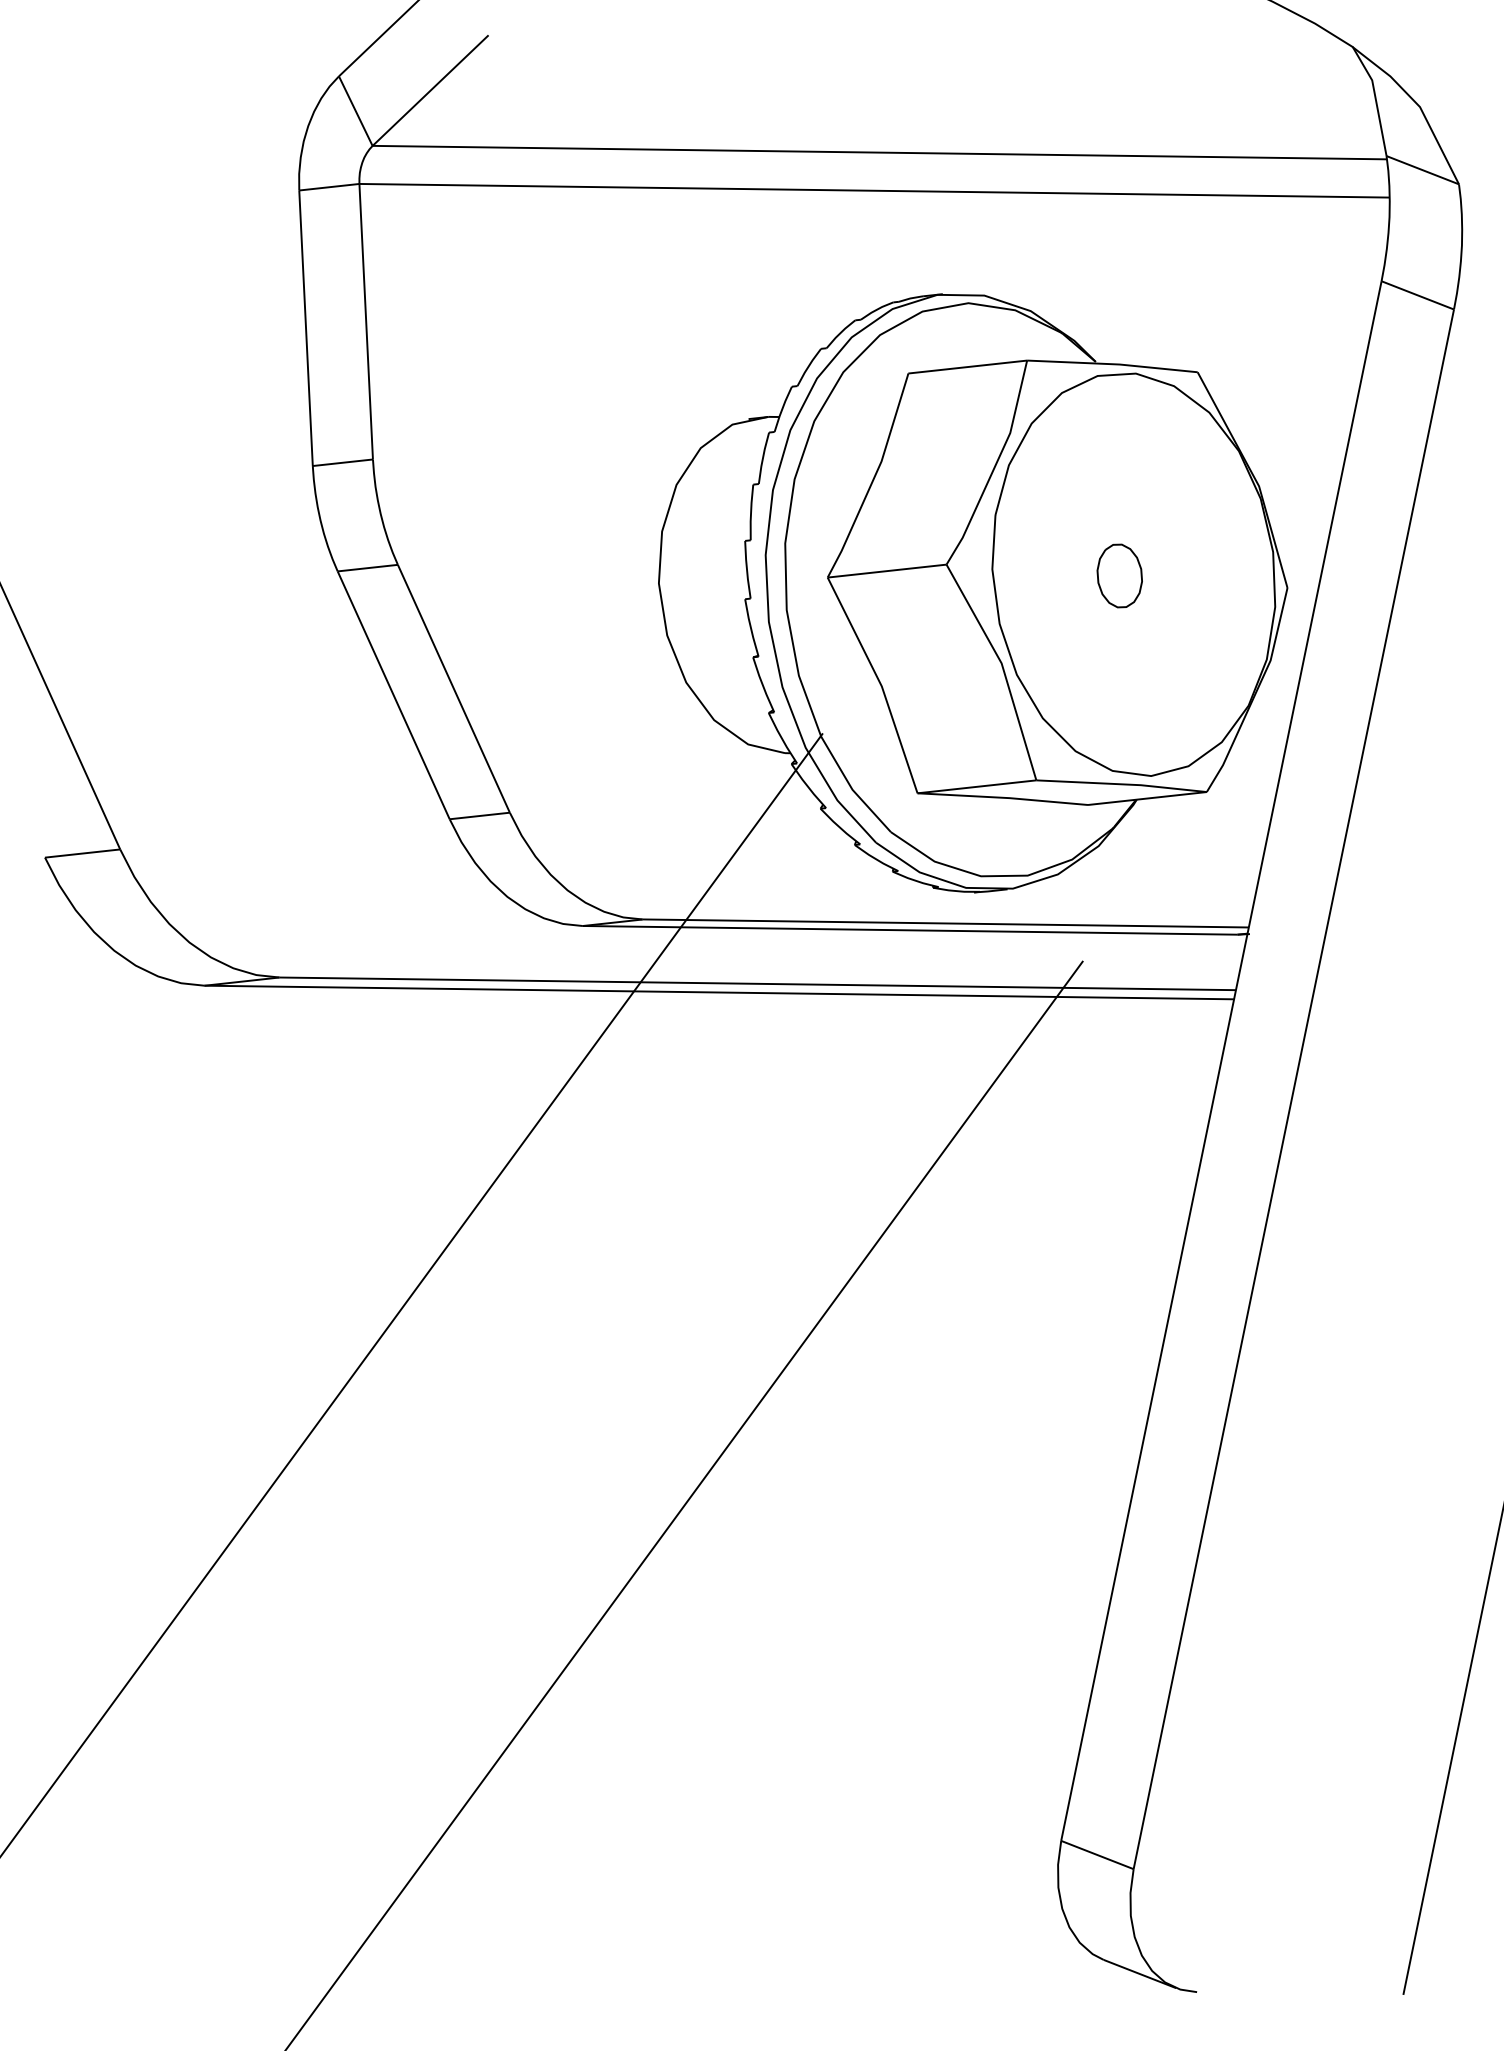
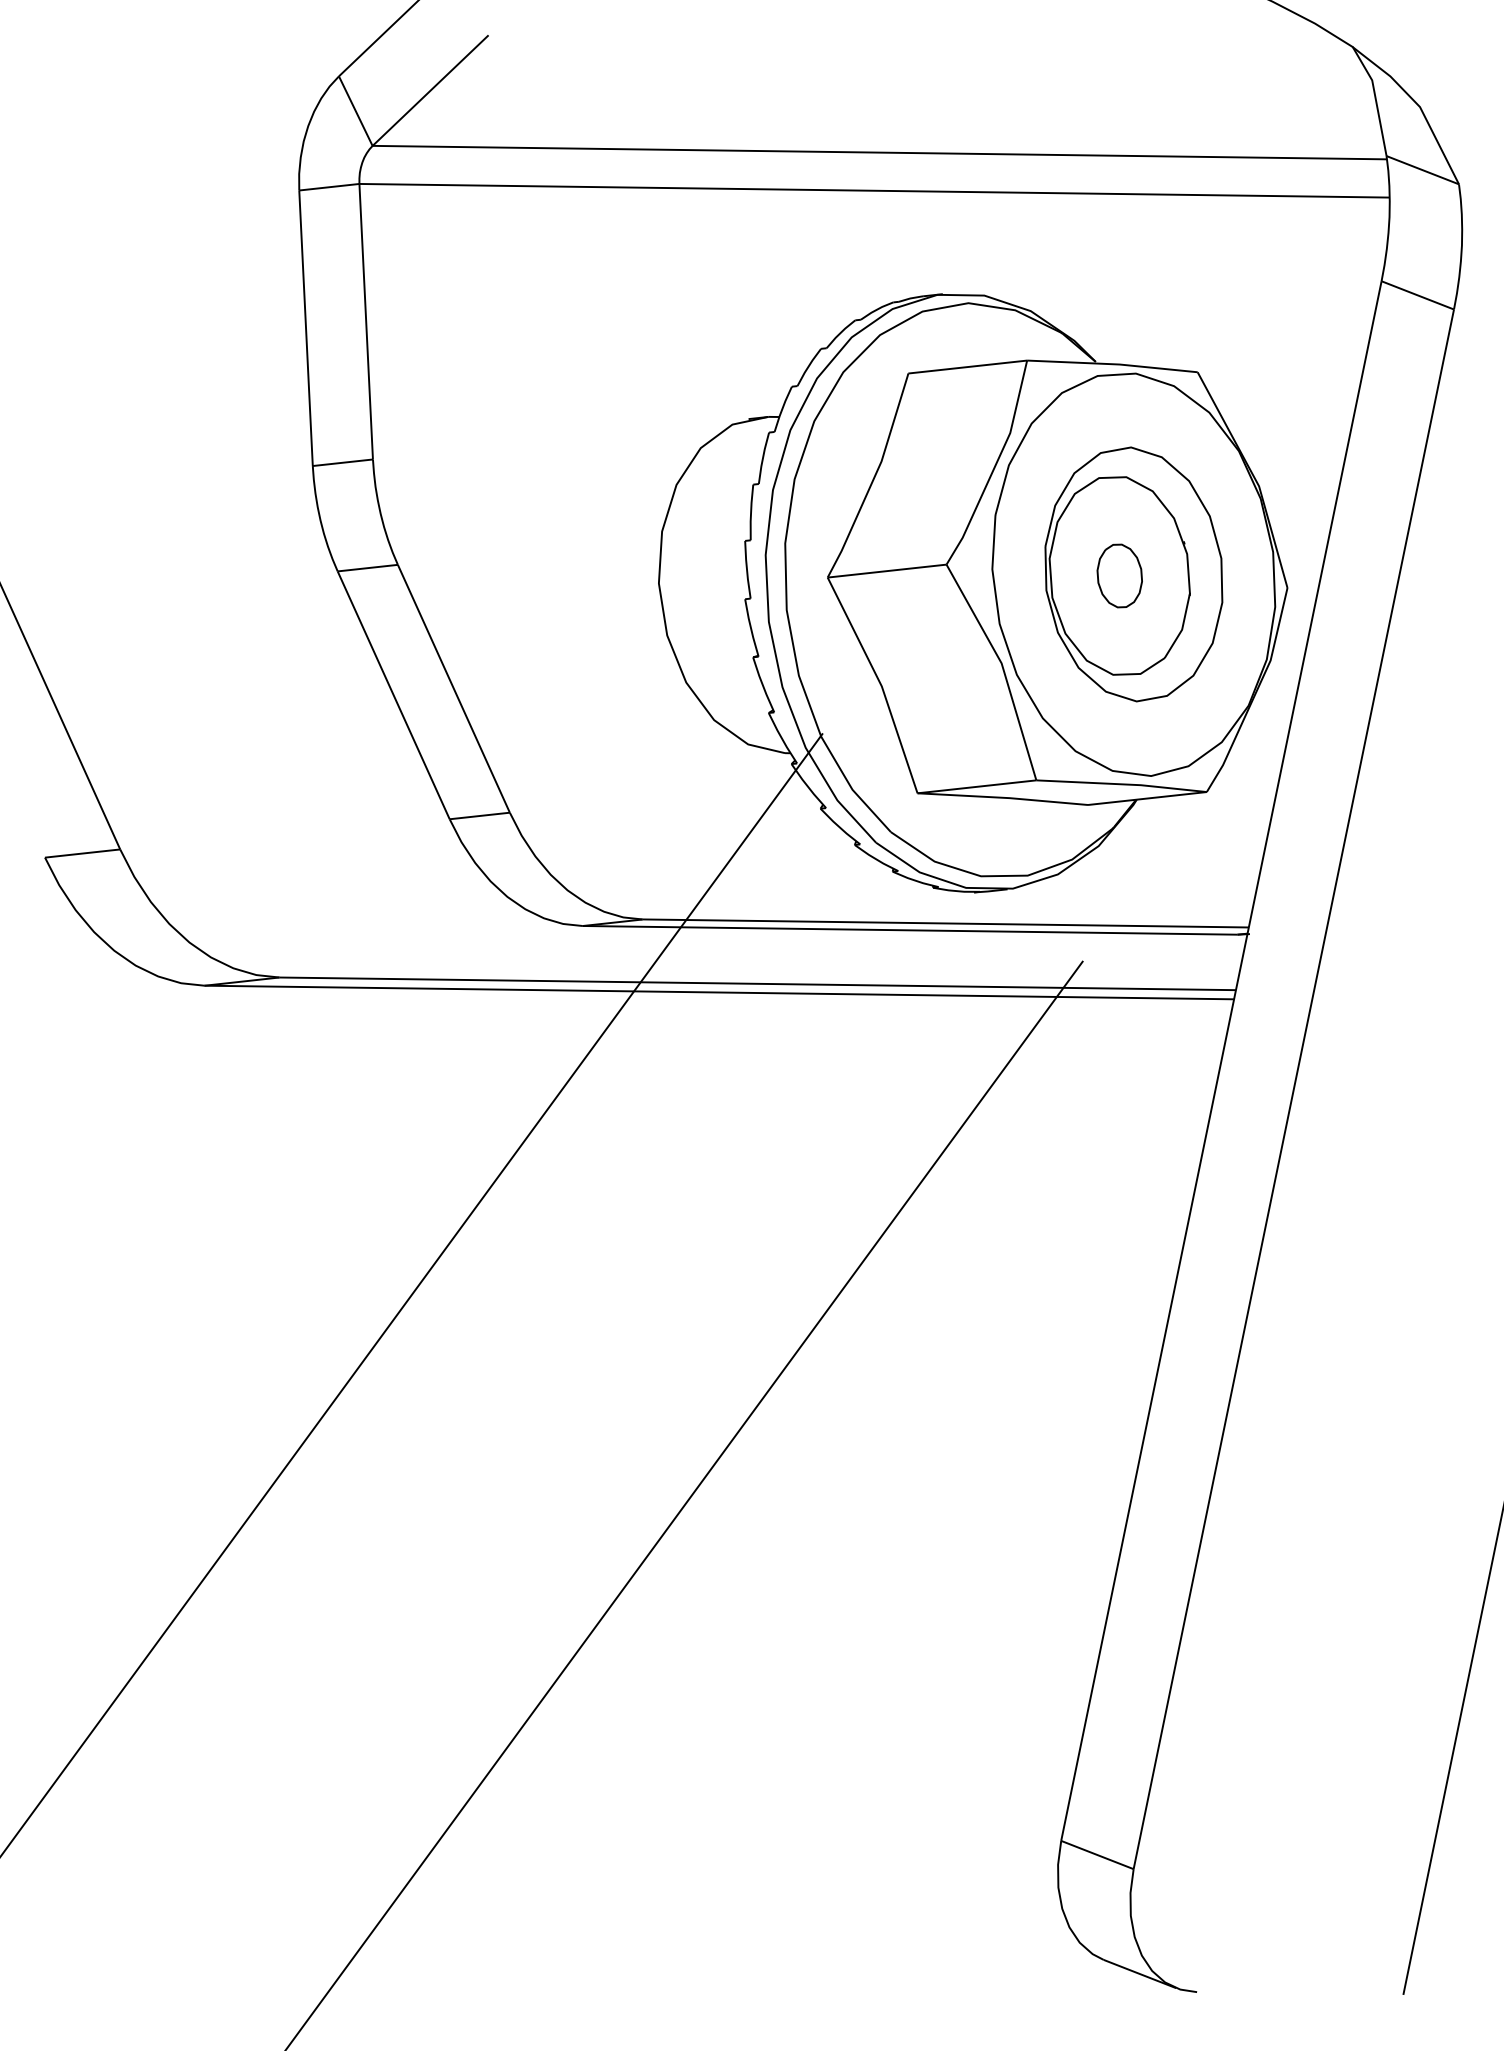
part: none -> present (1133, 574)
